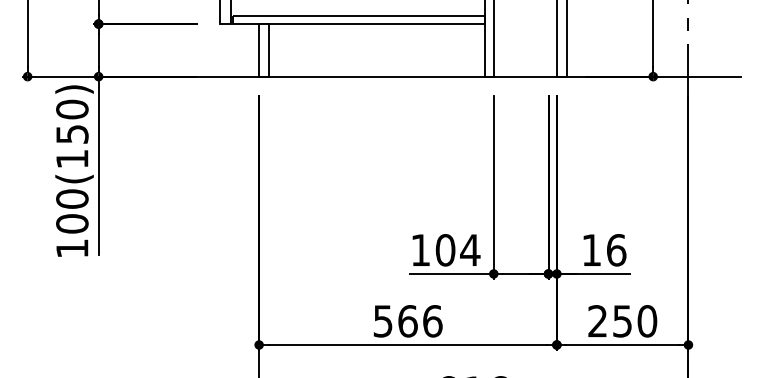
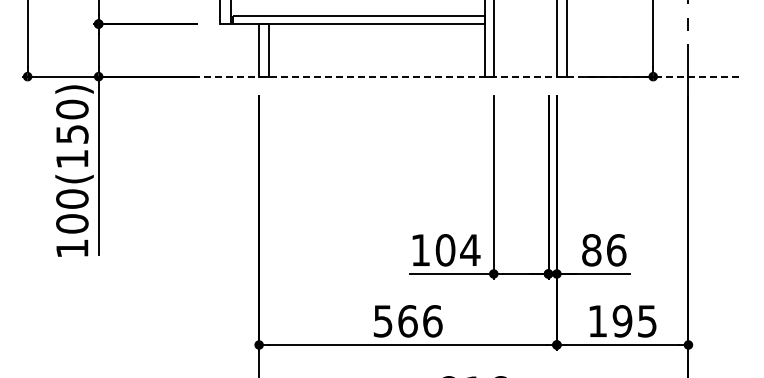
line: solid -> dashed (445, 76)
text: 16 -> 86 (591, 250)
text: 250 -> 195 (622, 321)
